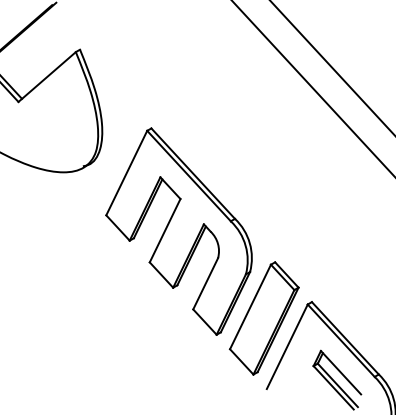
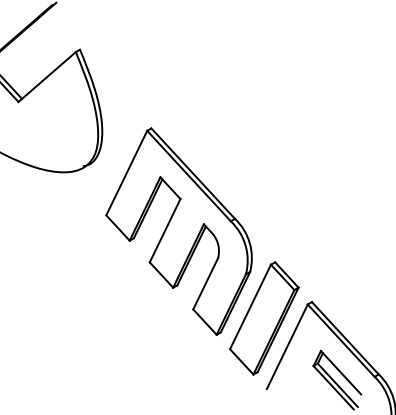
line: present -> none (331, 67)
line: present -> none (312, 88)
